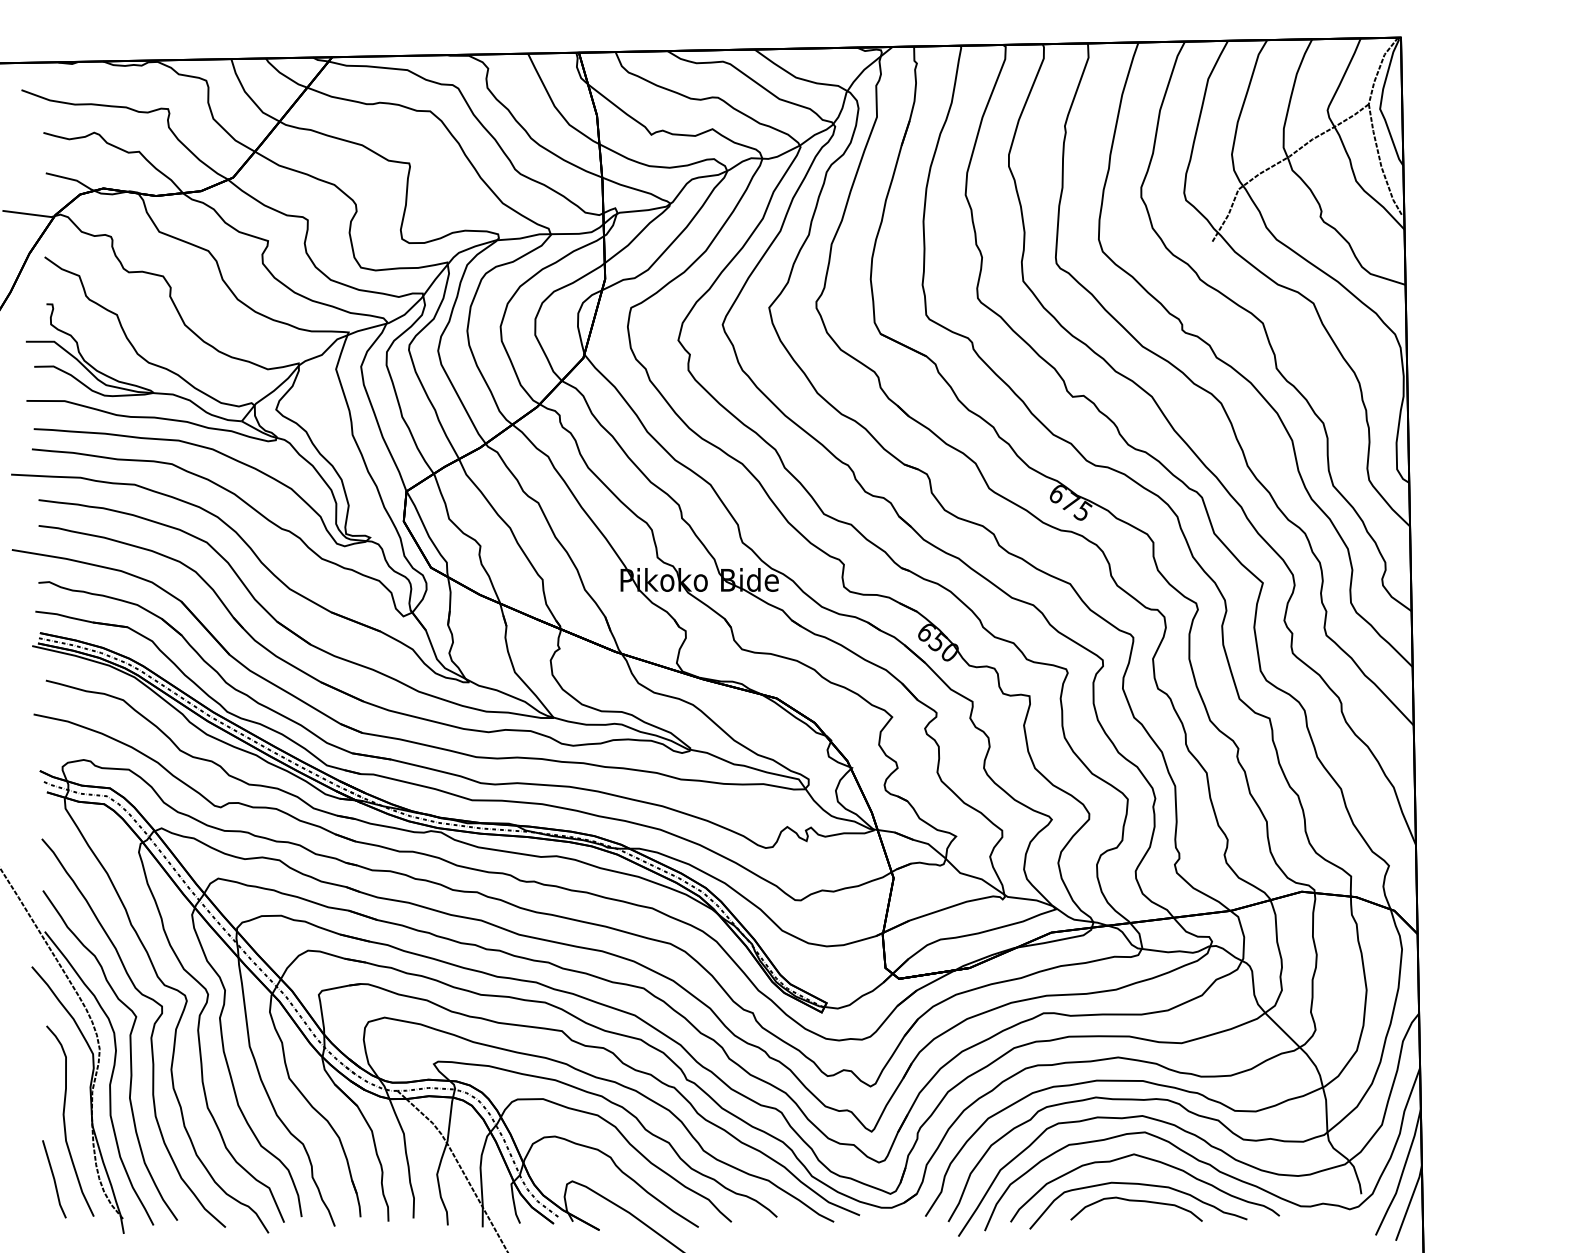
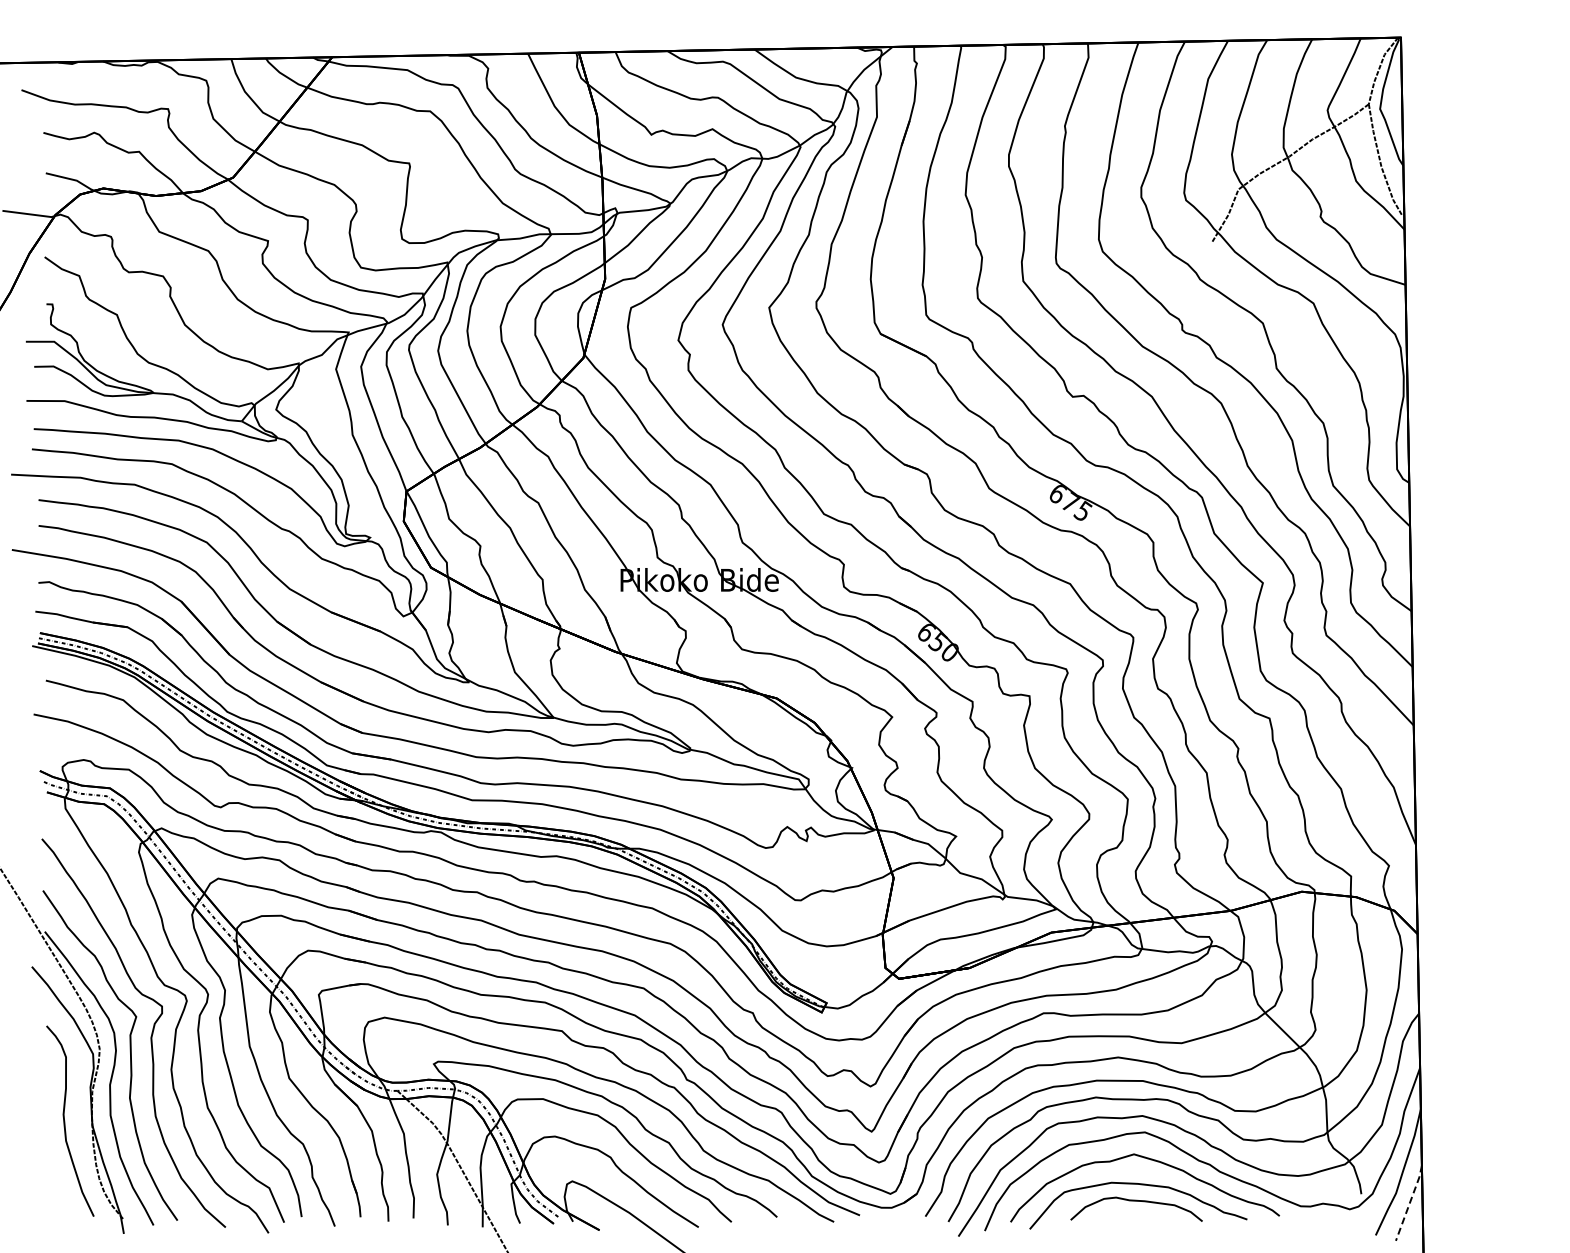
line: present -> none (54, 1179)
line: solid -> dashed (1409, 1202)
